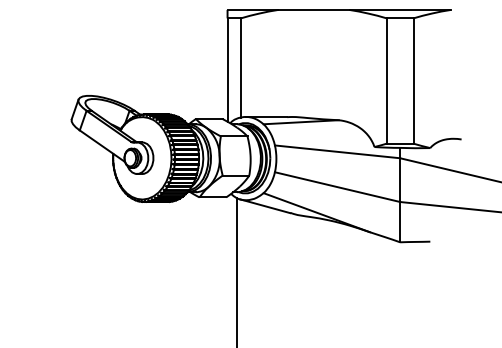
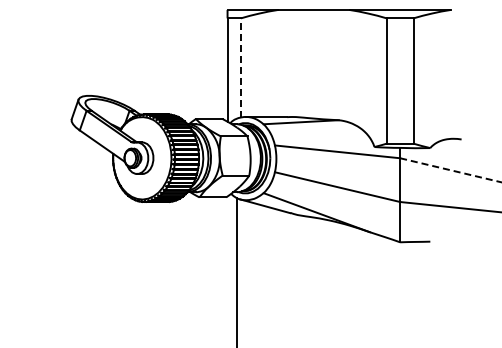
line: solid -> dashed (240, 67)
line: solid -> dashed (450, 170)
